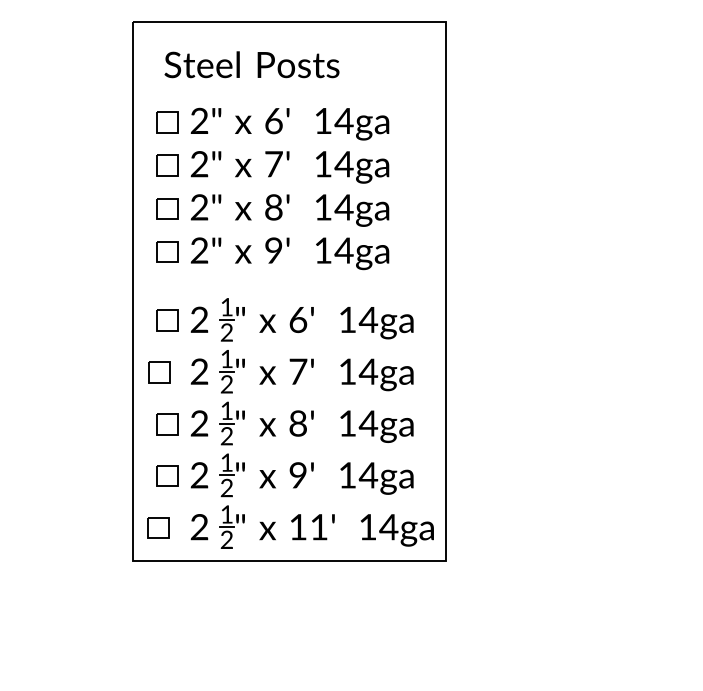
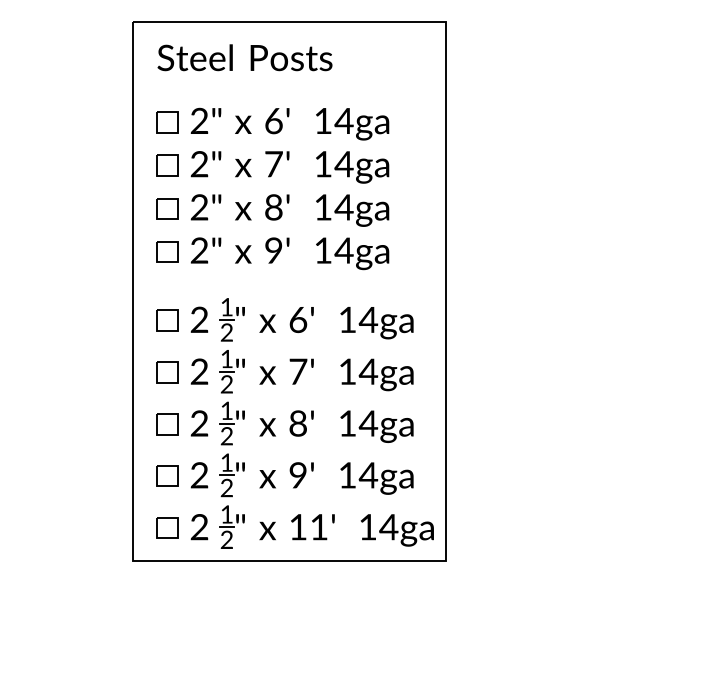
text position: (251, 64) -> (244, 57) (244, 57)
part position: (159, 372) -> (167, 372) (167, 372)
part position: (158, 527) -> (167, 527) (167, 527)
